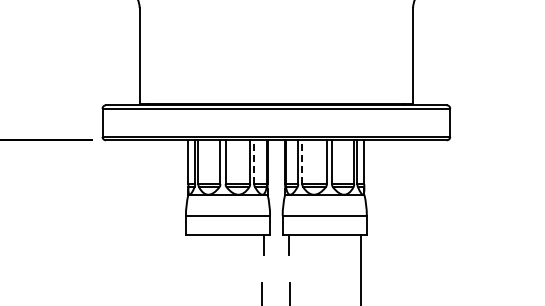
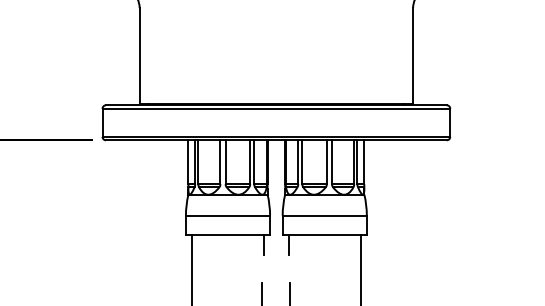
line: dashed -> solid (254, 162)
line: dashed -> solid (302, 162)
line: none -> present (191, 268)
